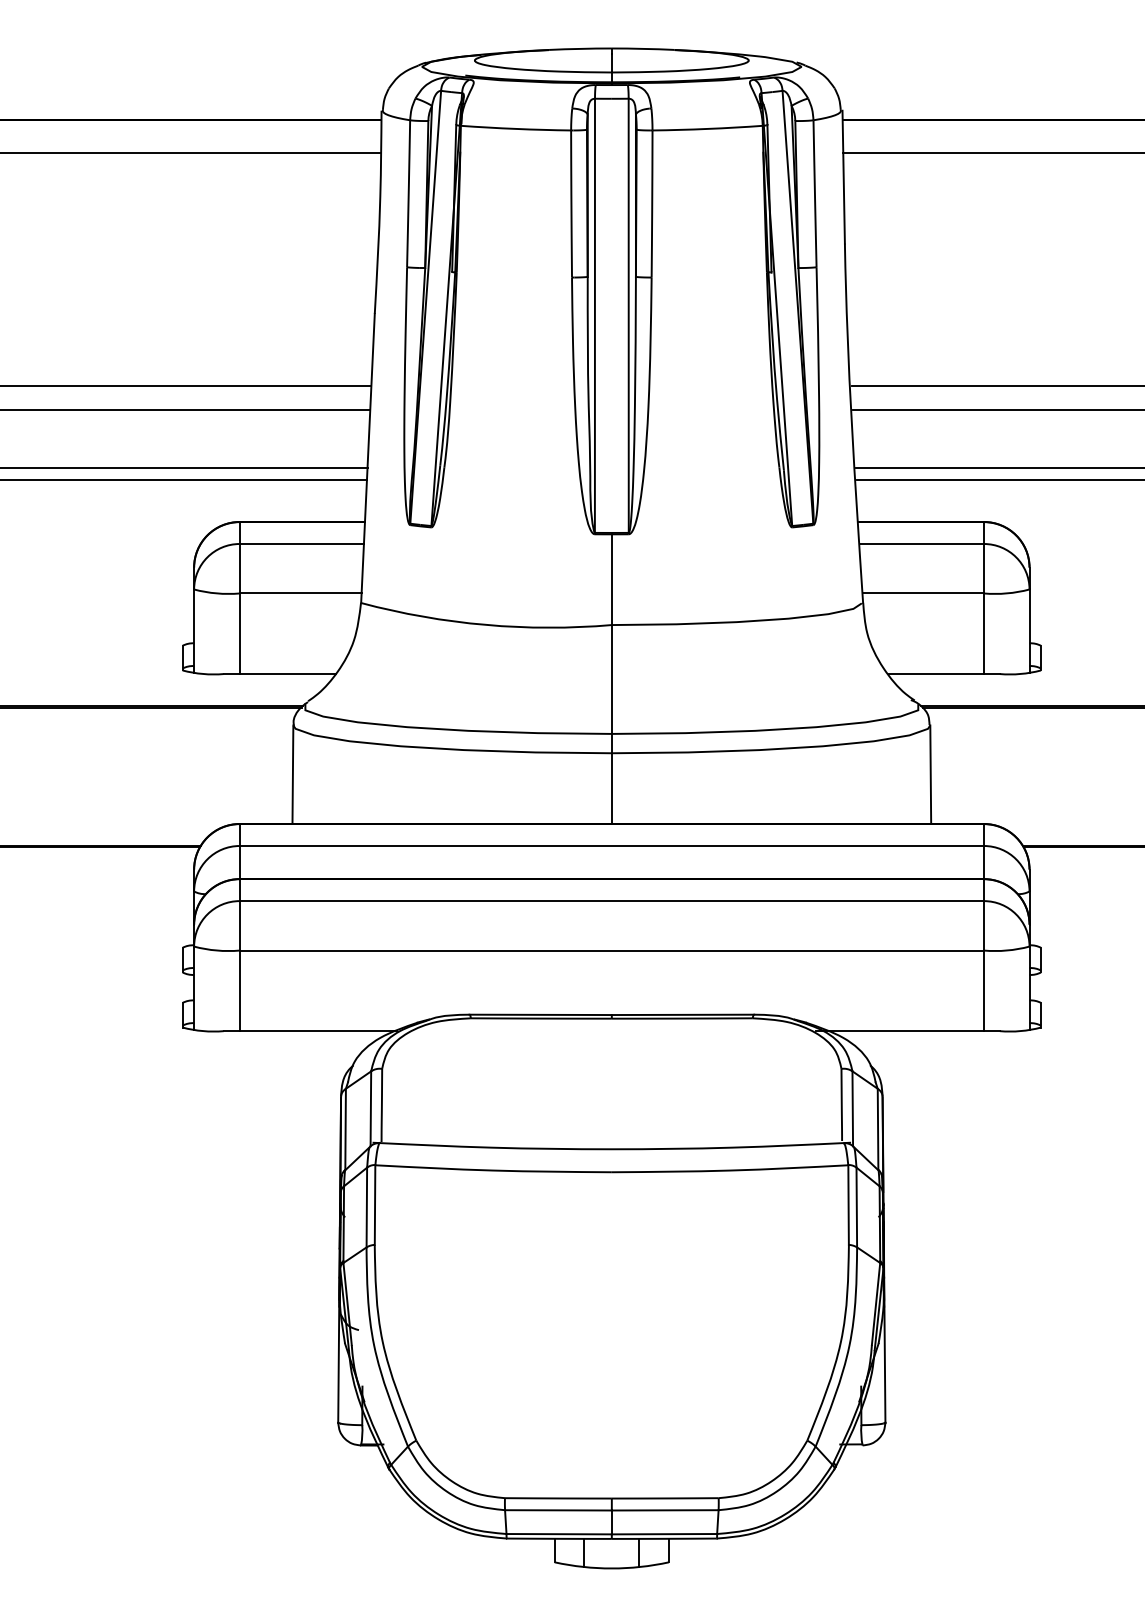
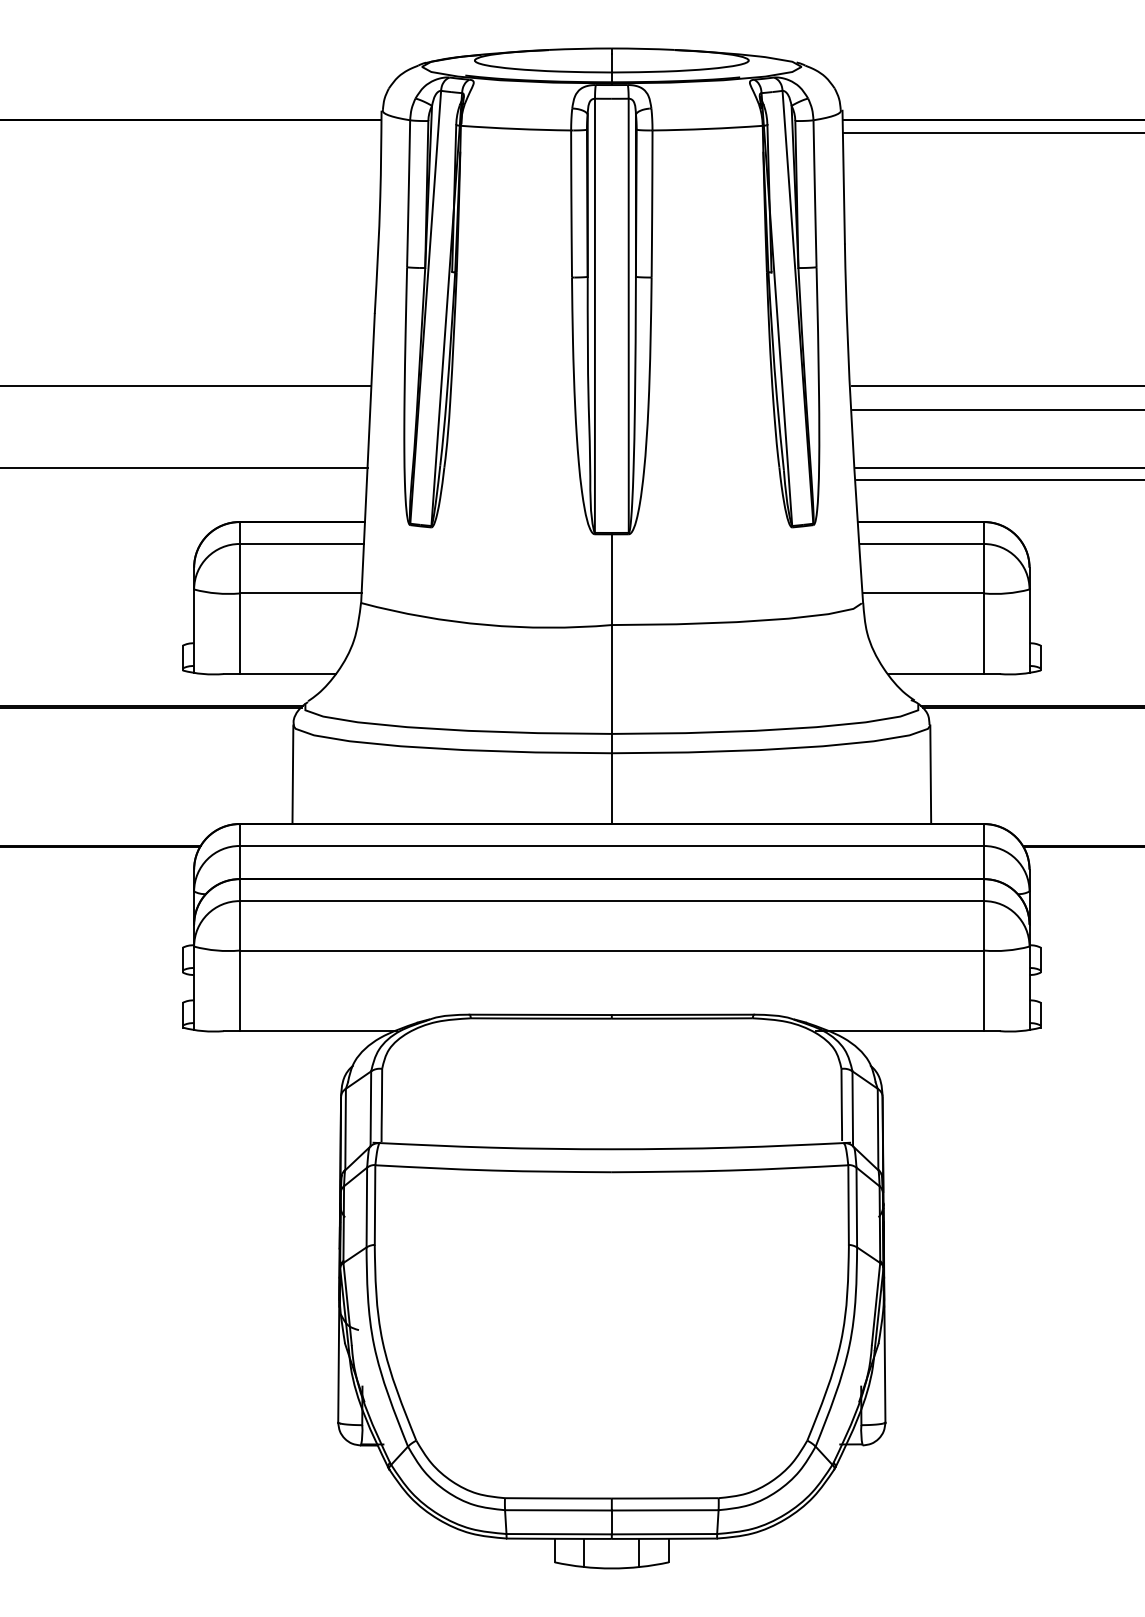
line: present -> none (191, 152)
line position: (992, 152) -> (992, 132) (992, 132)
line: present -> none (186, 410)
line: present -> none (184, 480)
